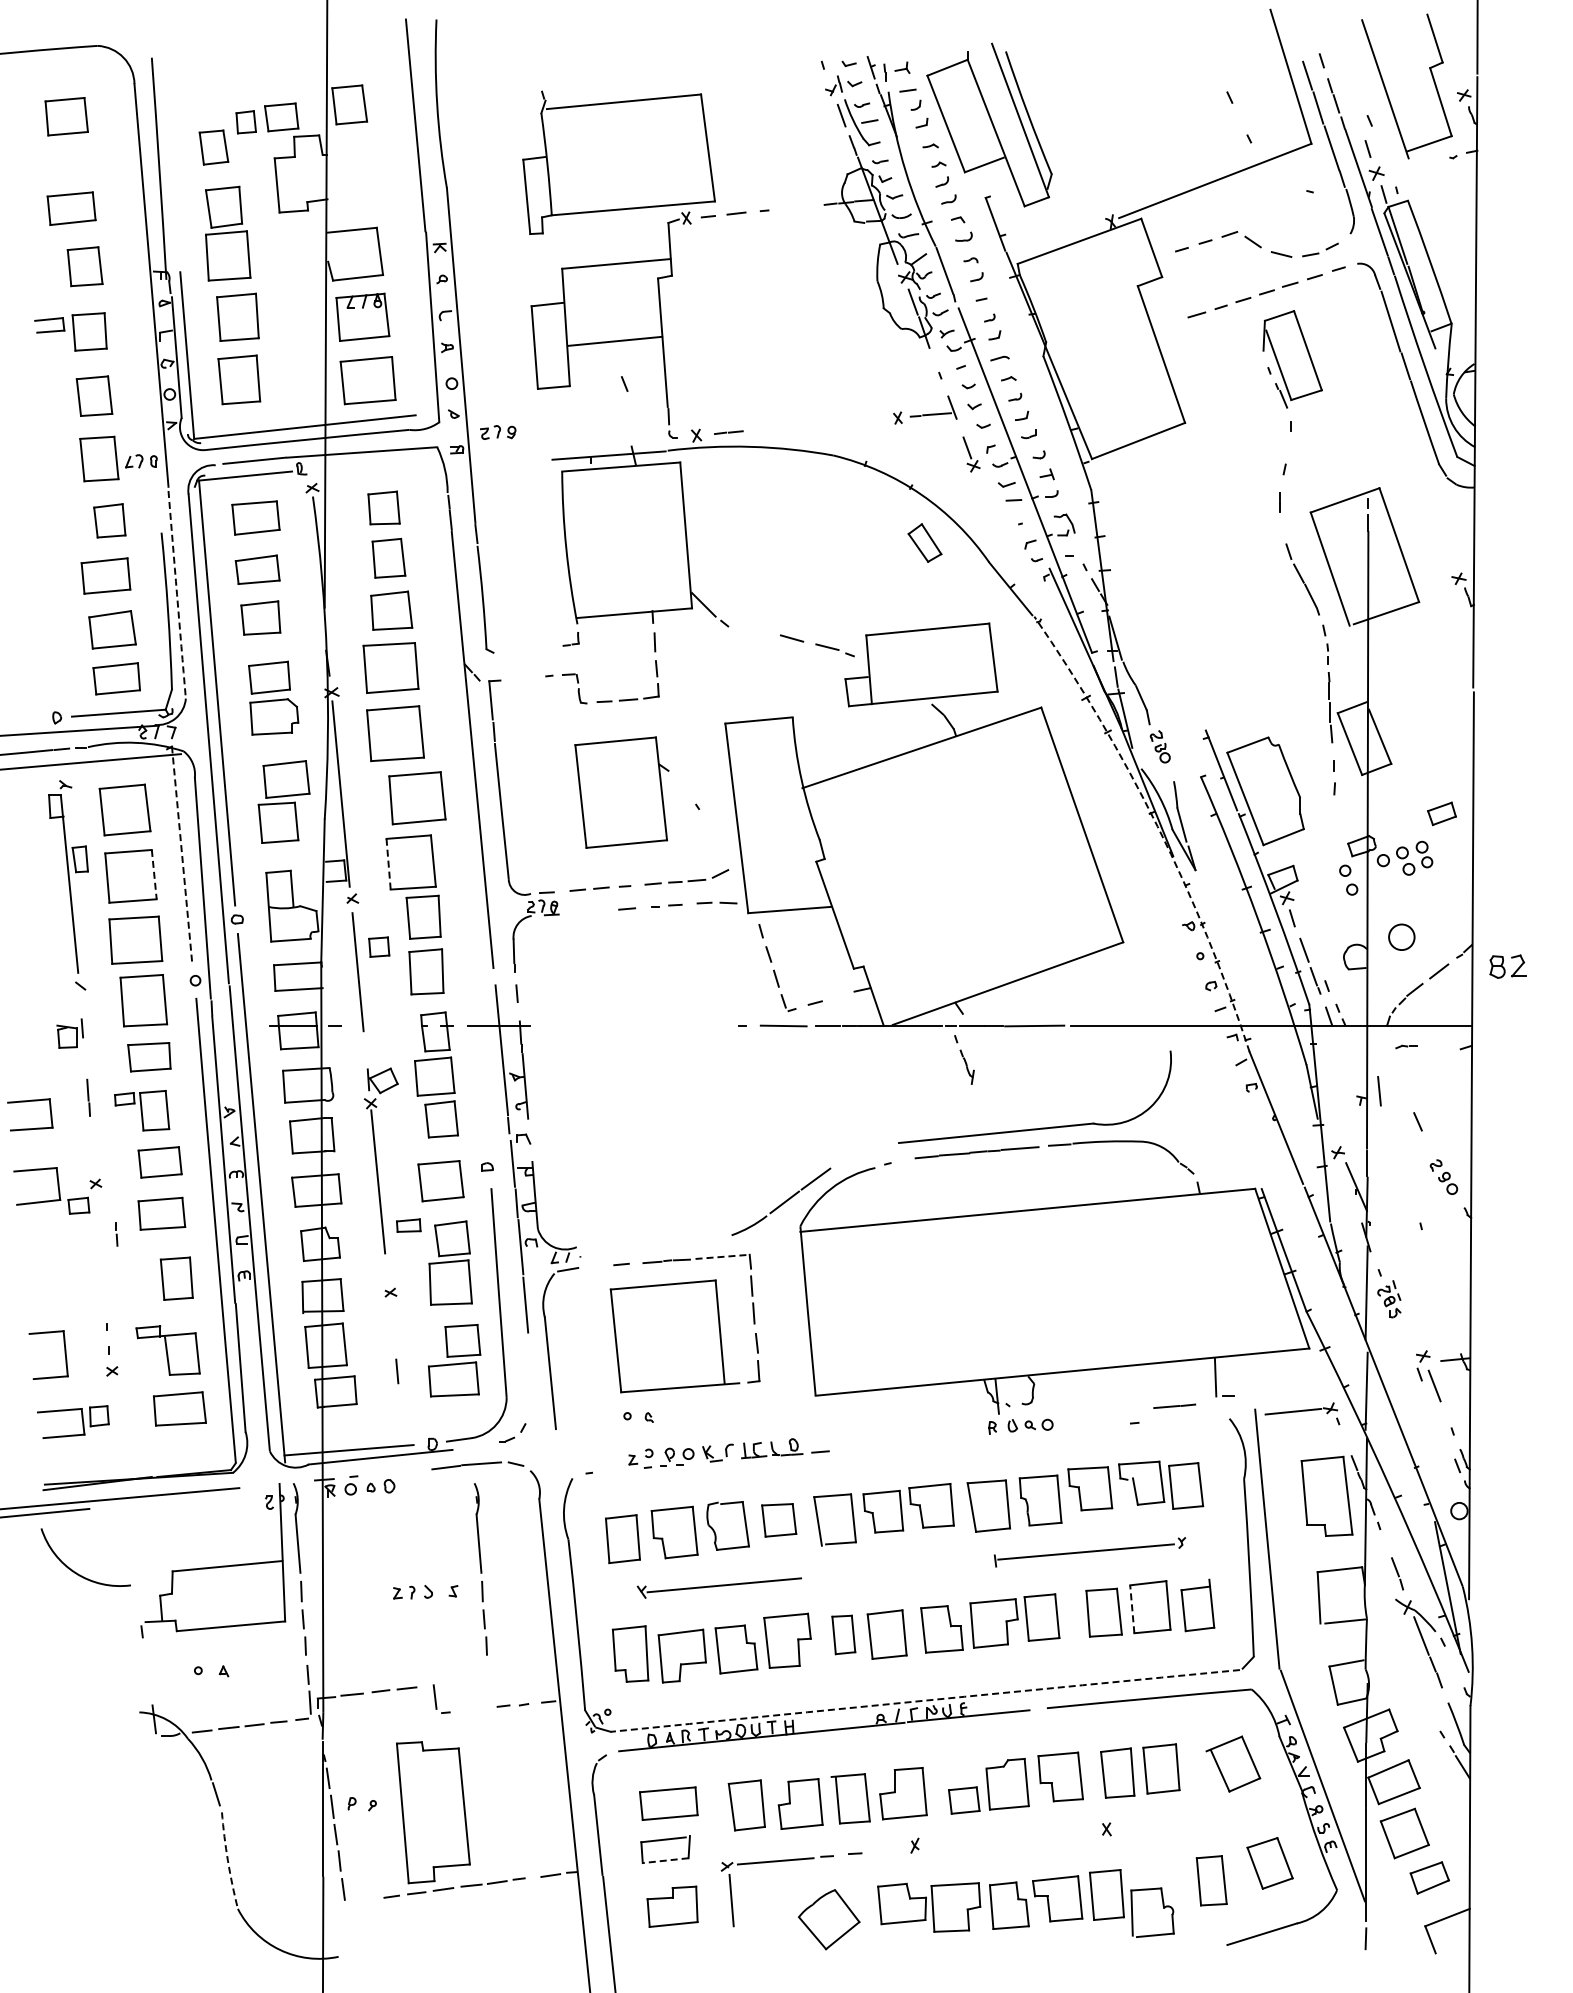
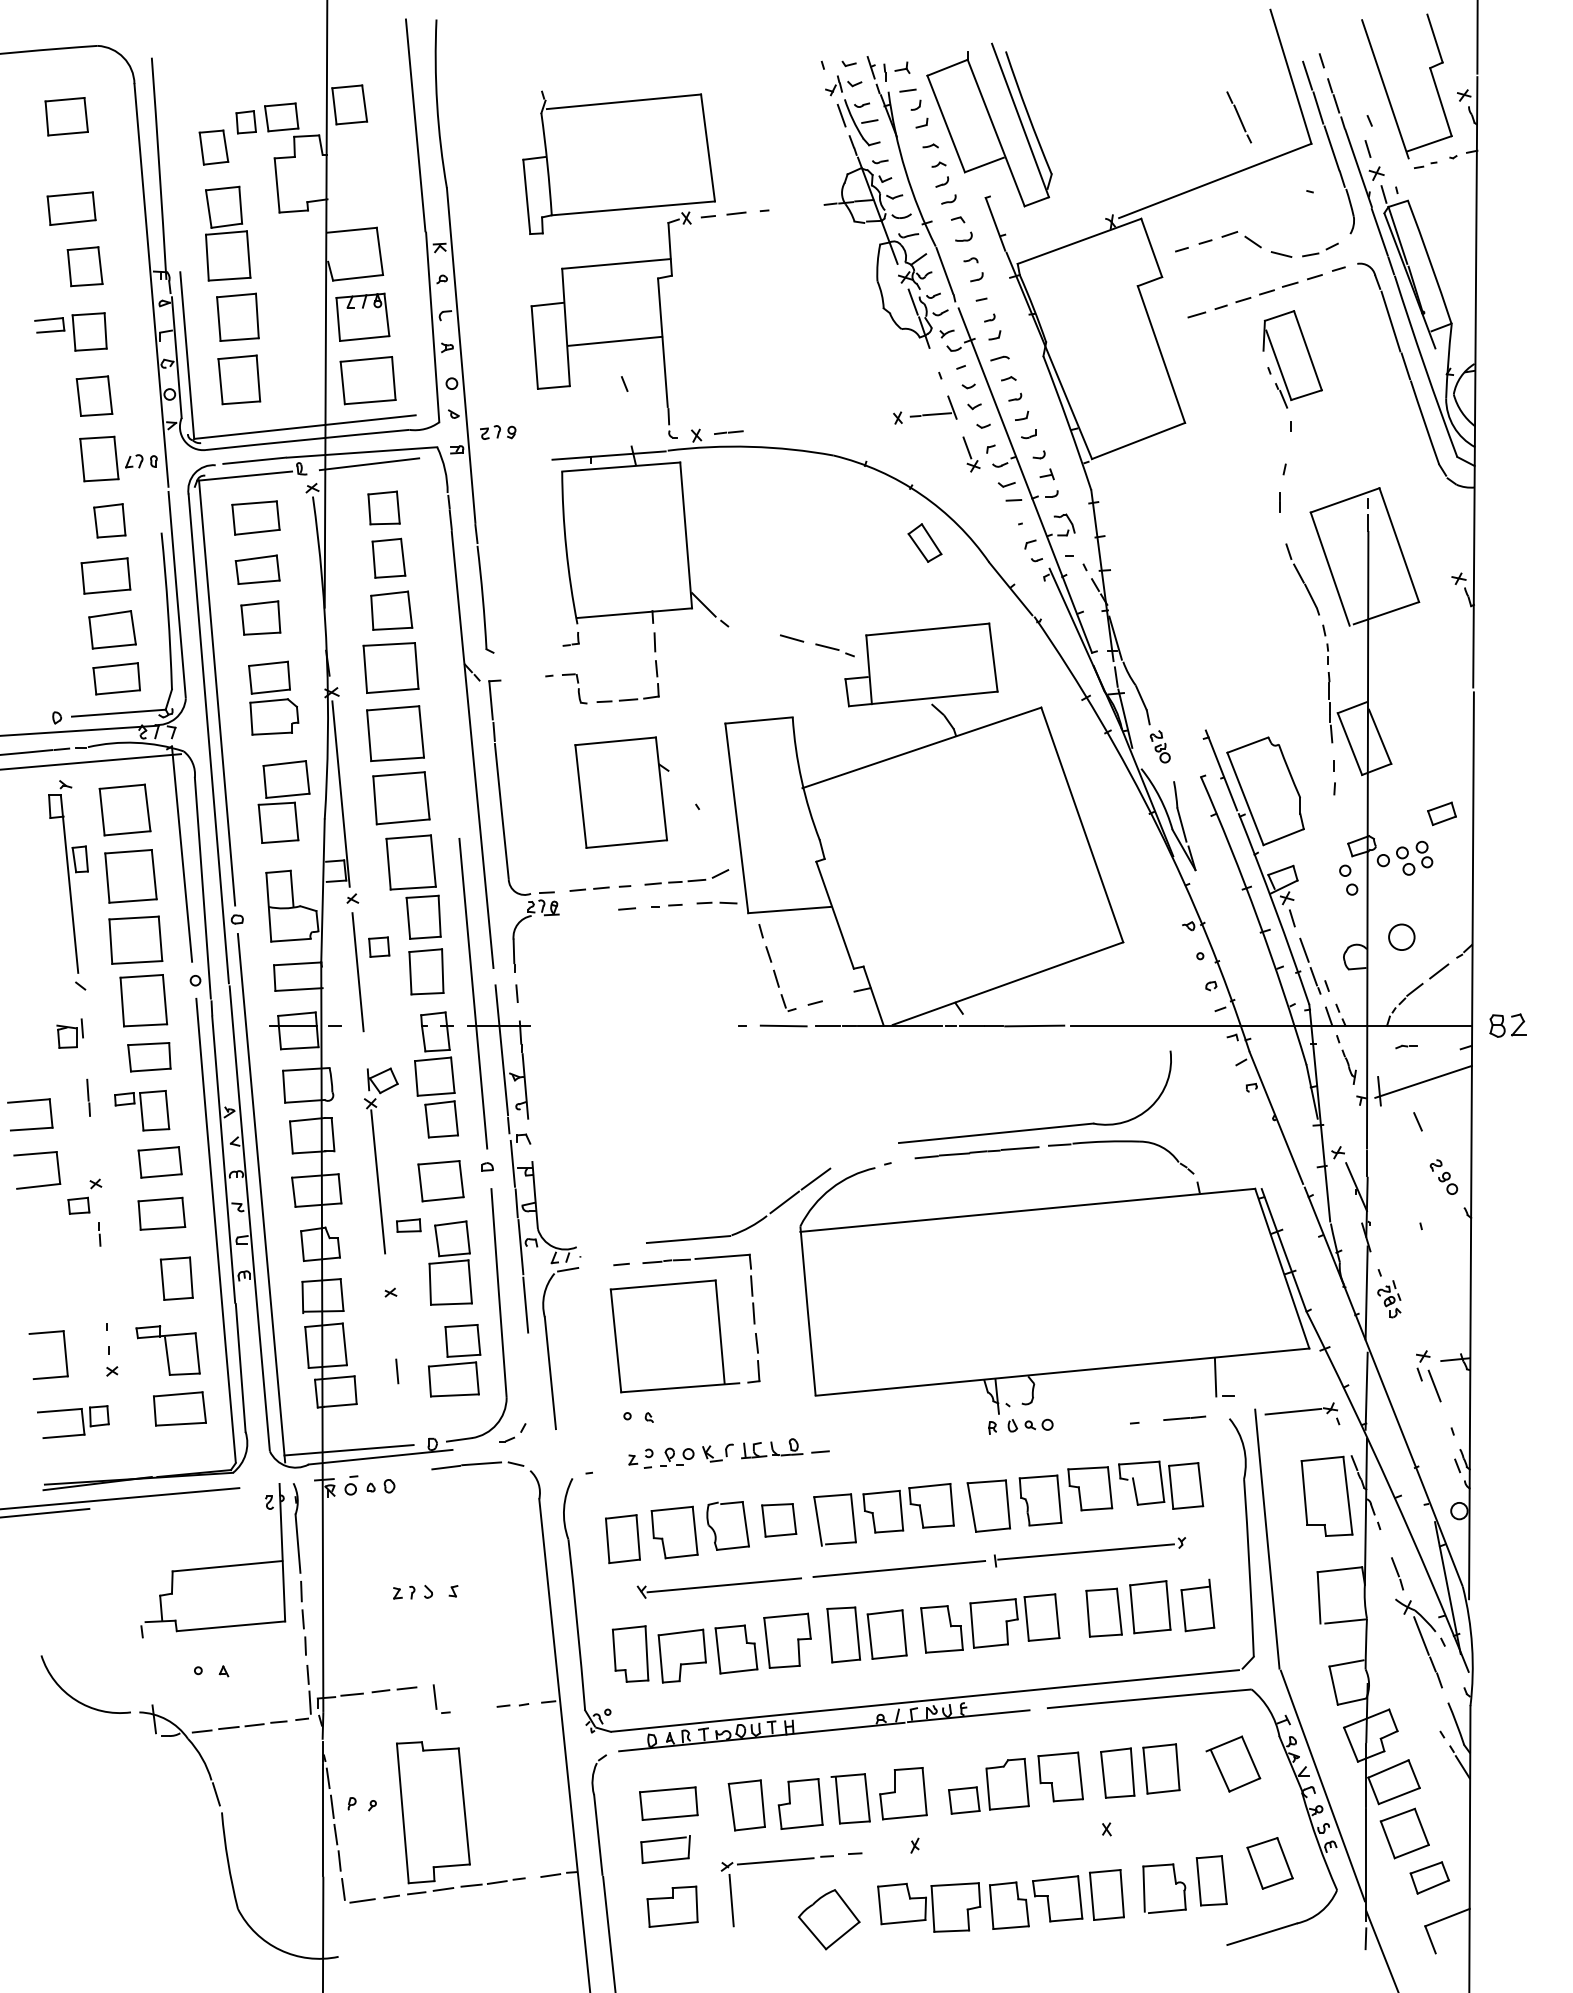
line: none -> present (1239, 118)
part: none -> present (1425, 165)
line: none -> present (369, 464)
arc: dashed -> solid (177, 594)
part position: (417, 798) -> (401, 798) (401, 798)
arc: dashed -> solid (1157, 826)
line: dashed -> solid (182, 854)
line: dashed -> solid (388, 863)
line: dashed -> solid (154, 874)
part position: (1507, 966) -> (1507, 1025) (1507, 1025)
line: none -> present (473, 993)
part position: (964, 1059) -> (1346, 1059) (1346, 1059)
line: none -> present (1423, 1081)
part position: (37, 1201) -> (37, 1185) (37, 1185)
line position: (116, 1234) -> (99, 1234) (99, 1234)
line: none -> present (688, 1239)
line: dashed -> solid (723, 1256)
line position: (1174, 1405) -> (1184, 1417) (1184, 1417)
line: none -> present (899, 1568)
part: present -> none (480, 1569)
arc position: (75, 1571) -> (75, 1698) (75, 1698)
line: dashed -> solid (1132, 1608)
part size: 26x42 px -> 36x58 px (843, 1634)
arc: dashed -> solid (925, 1700)
arc: dashed -> solid (227, 1860)
line: dashed -> solid (665, 1860)
line: none -> present (362, 1900)
part position: (1162, 1906) -> (1174, 1882) (1174, 1882)
line: none -> present (1381, 1949)
